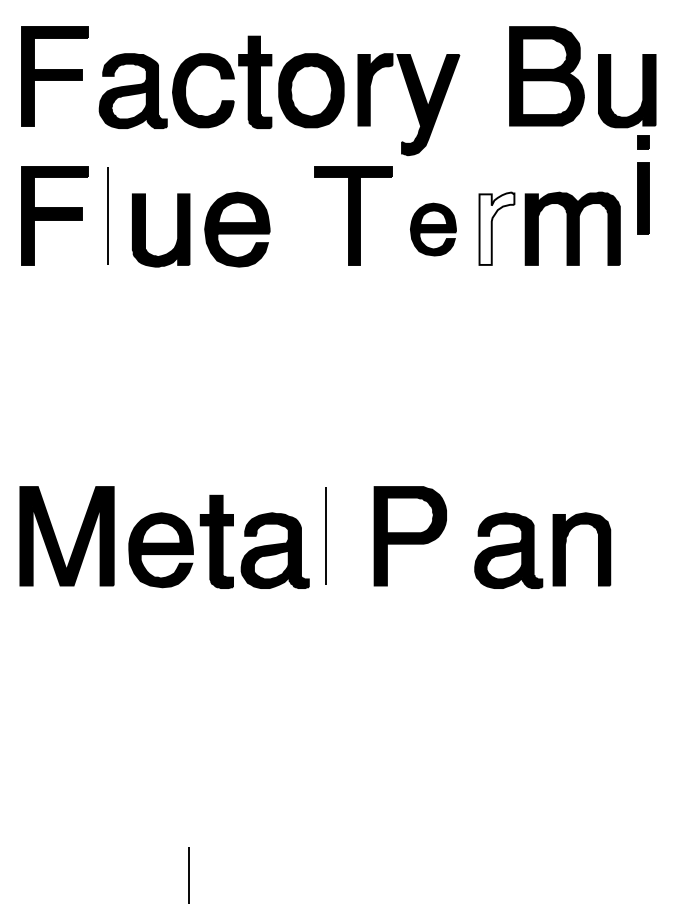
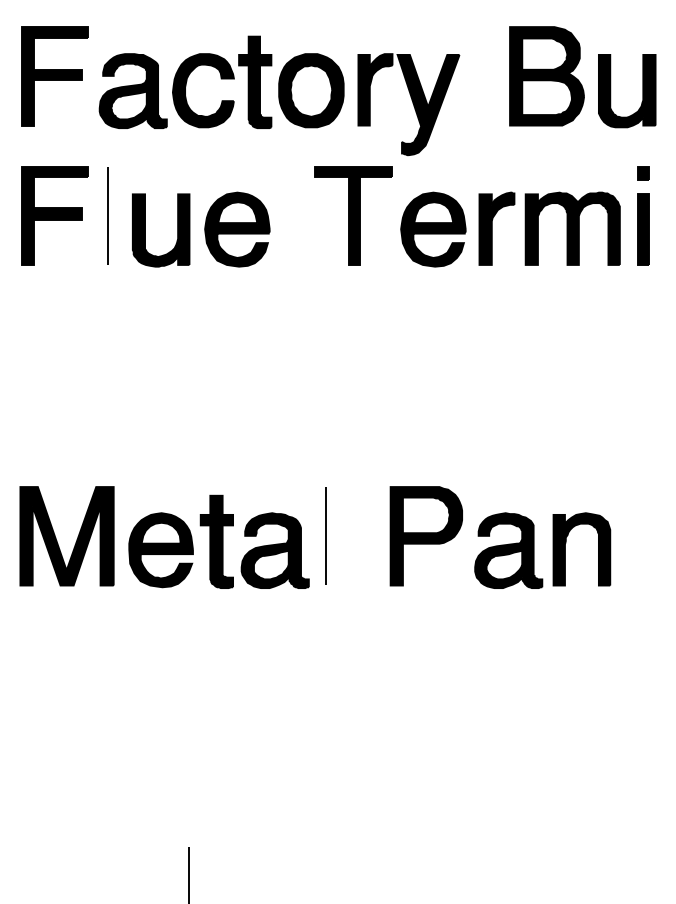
part position: (643, 184) -> (643, 215) (643, 215)
fill: none -> present (496, 228)
part size: 47x55 px -> 67x77 px (433, 229)
part position: (409, 536) -> (425, 536) (425, 536)
